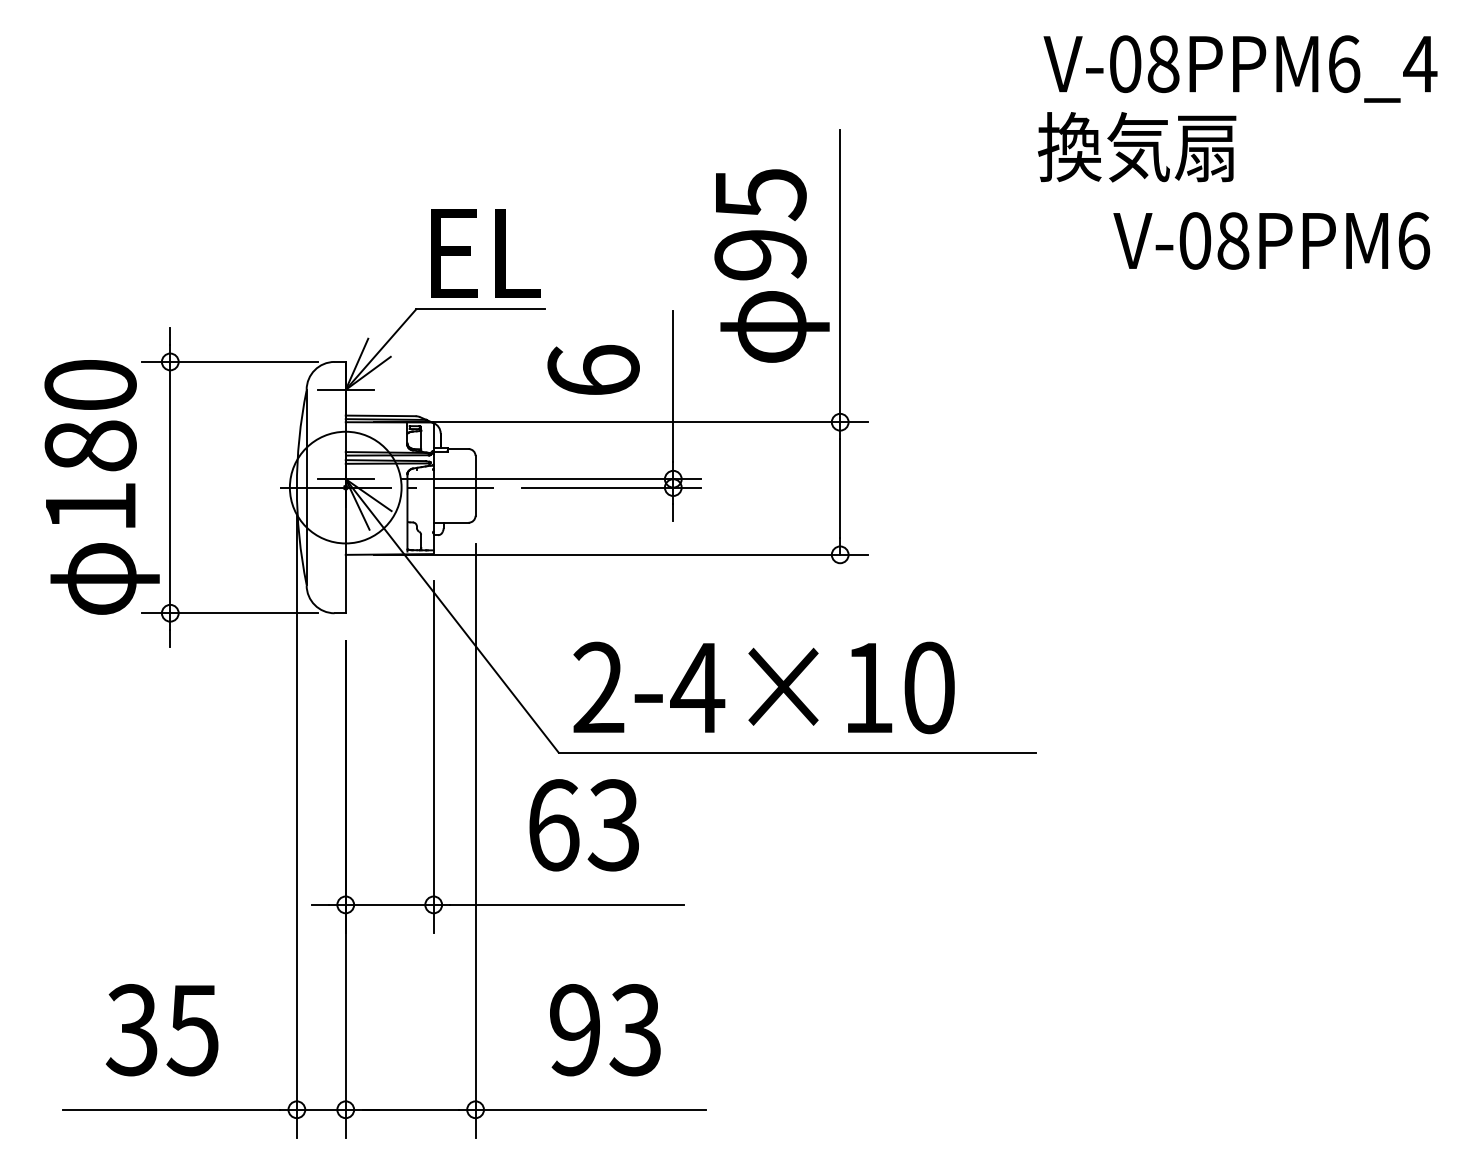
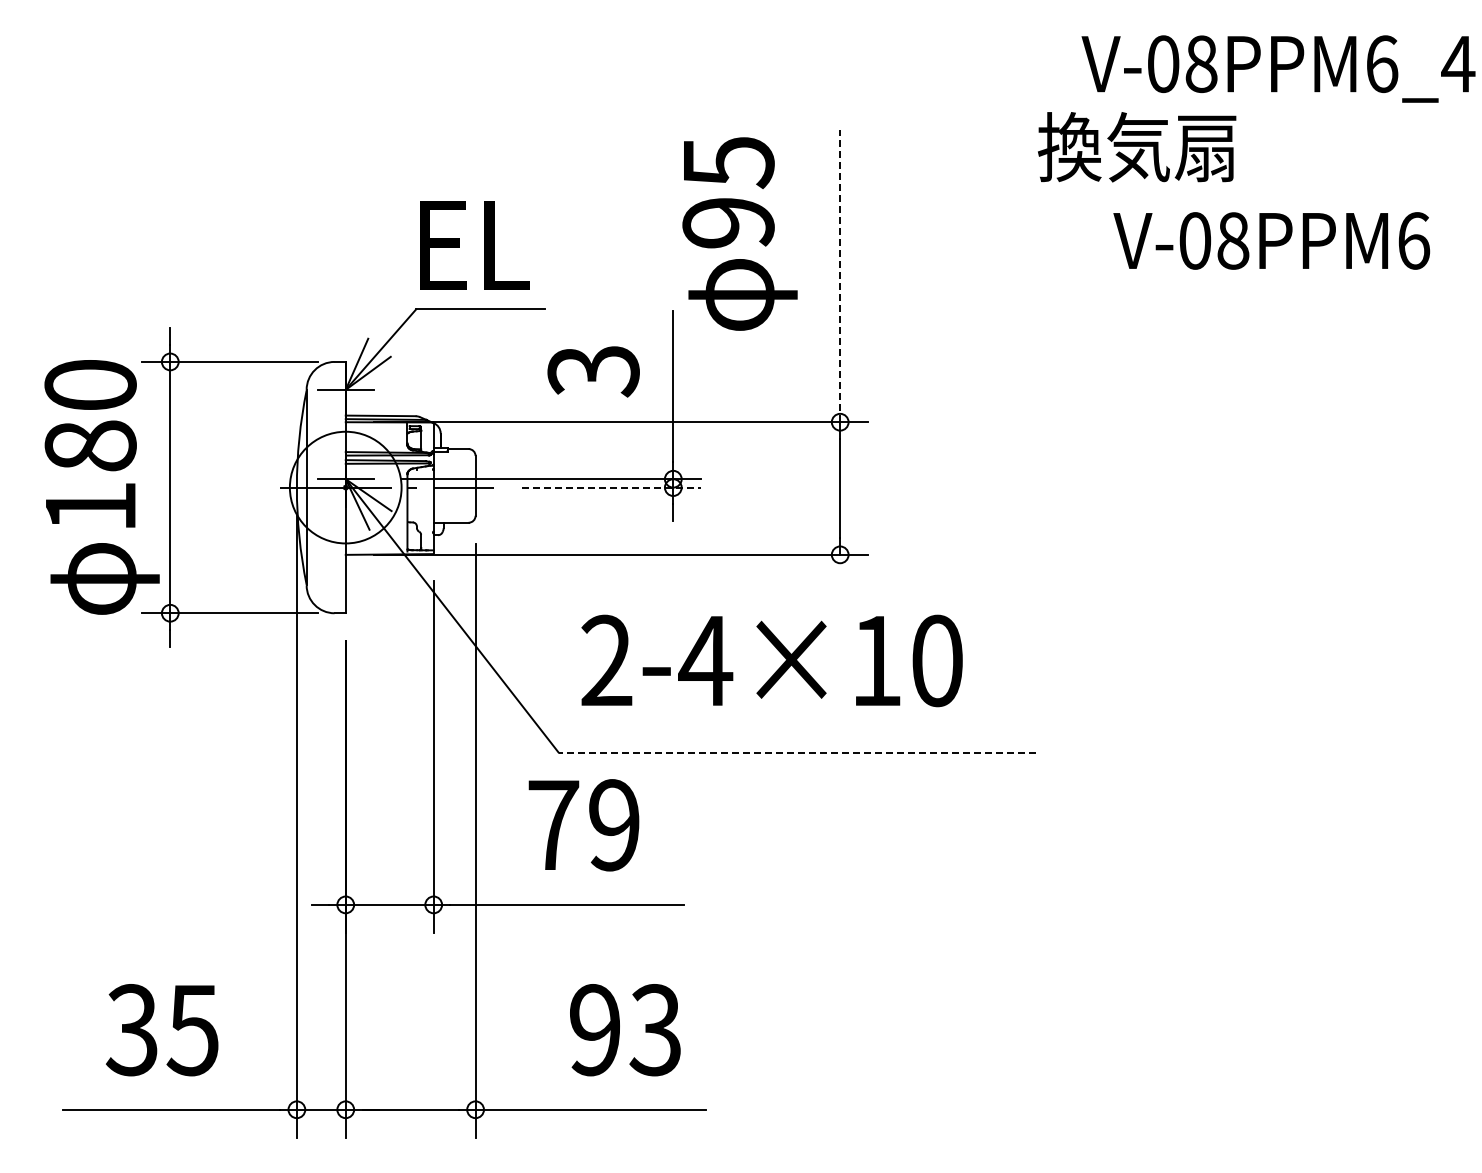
text position: (1240, 68) -> (1278, 68) (1278, 68)
text position: (485, 253) -> (474, 245) (474, 245)
text position: (771, 265) -> (739, 233) (739, 233)
line: solid -> dashed (840, 275)
text: 6 -> 3 (593, 371)
line: solid -> dashed (611, 487)
text position: (763, 687) -> (771, 660) (771, 660)
line: solid -> dashed (797, 752)
text: 63 -> 79 (583, 825)
text position: (605, 1030) -> (625, 1030) (625, 1030)
